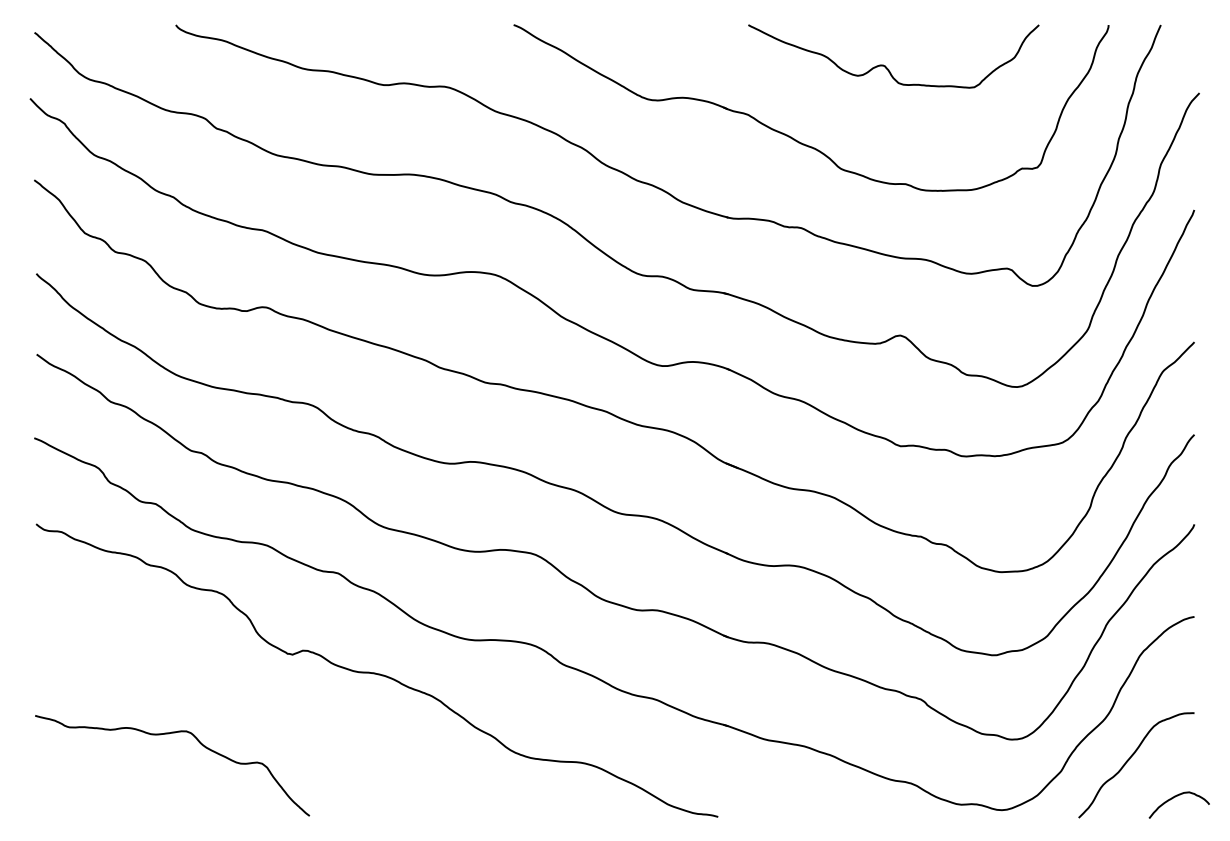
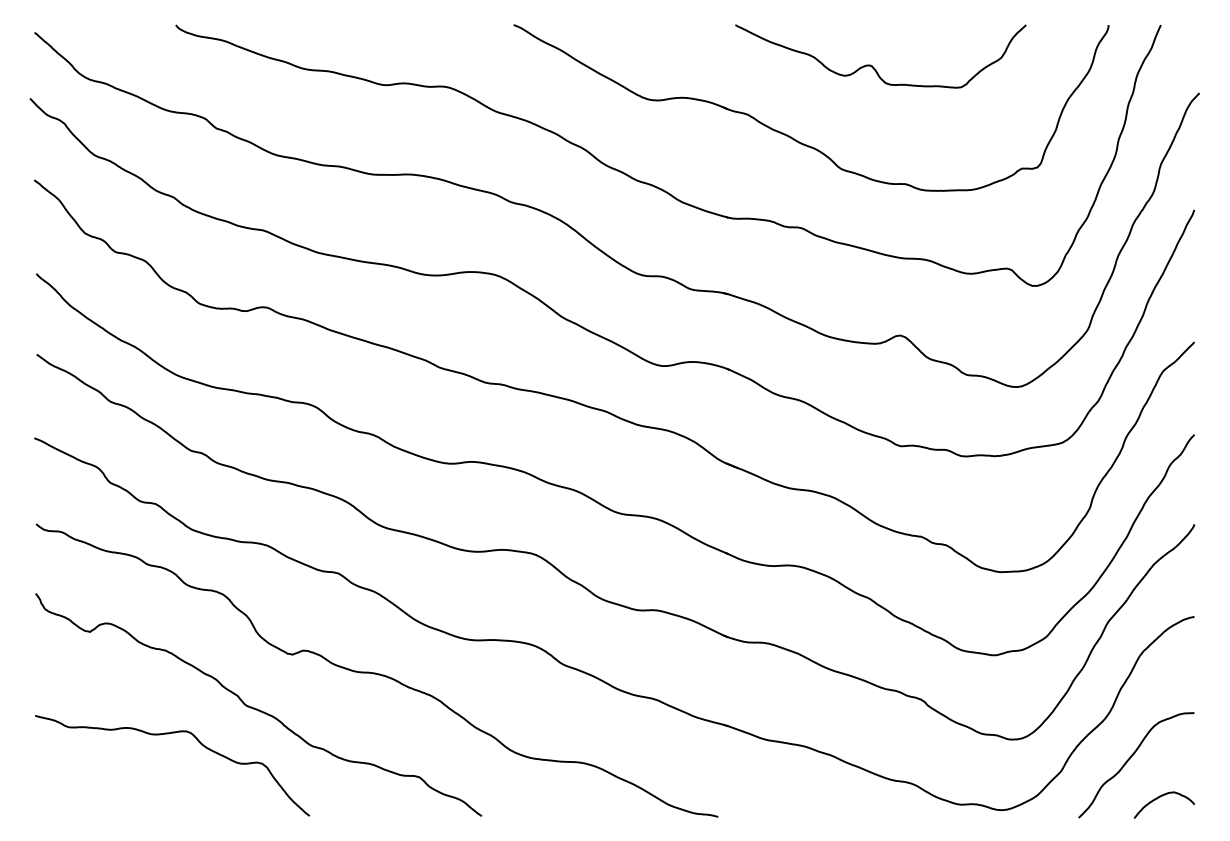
curve position: (885, 65) -> (872, 65) (872, 65)
curve: none -> present (257, 708)
curve position: (1175, 797) -> (1160, 797) (1160, 797)
